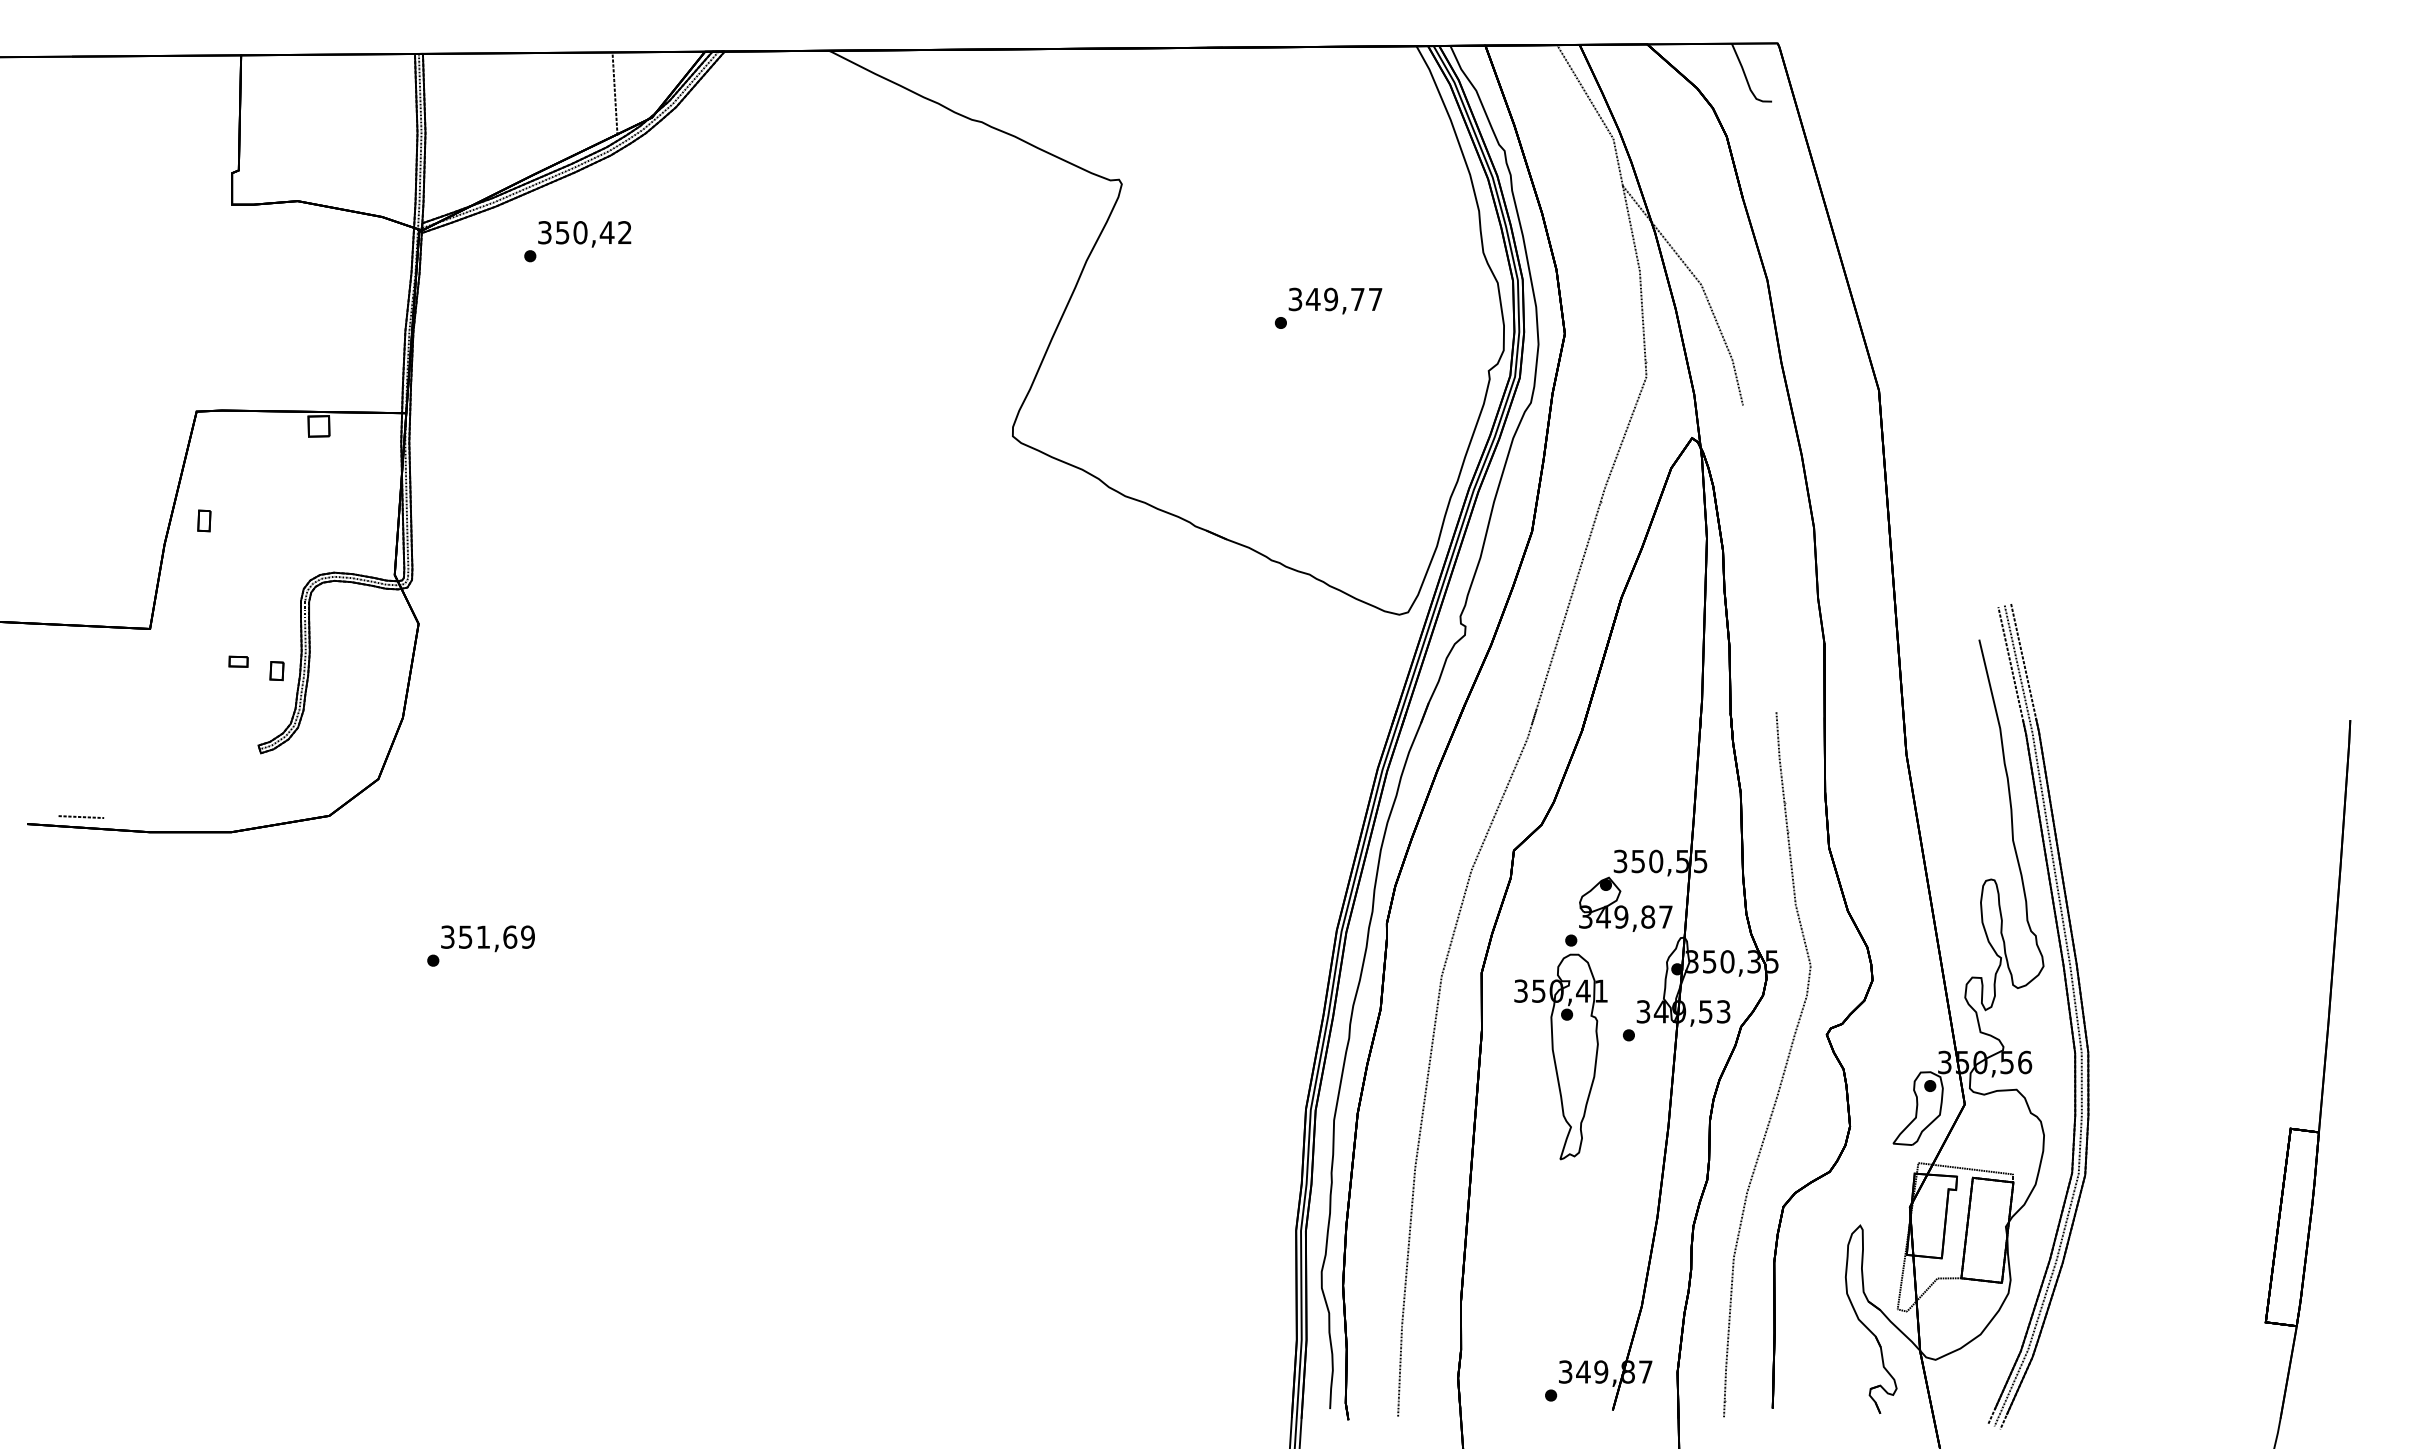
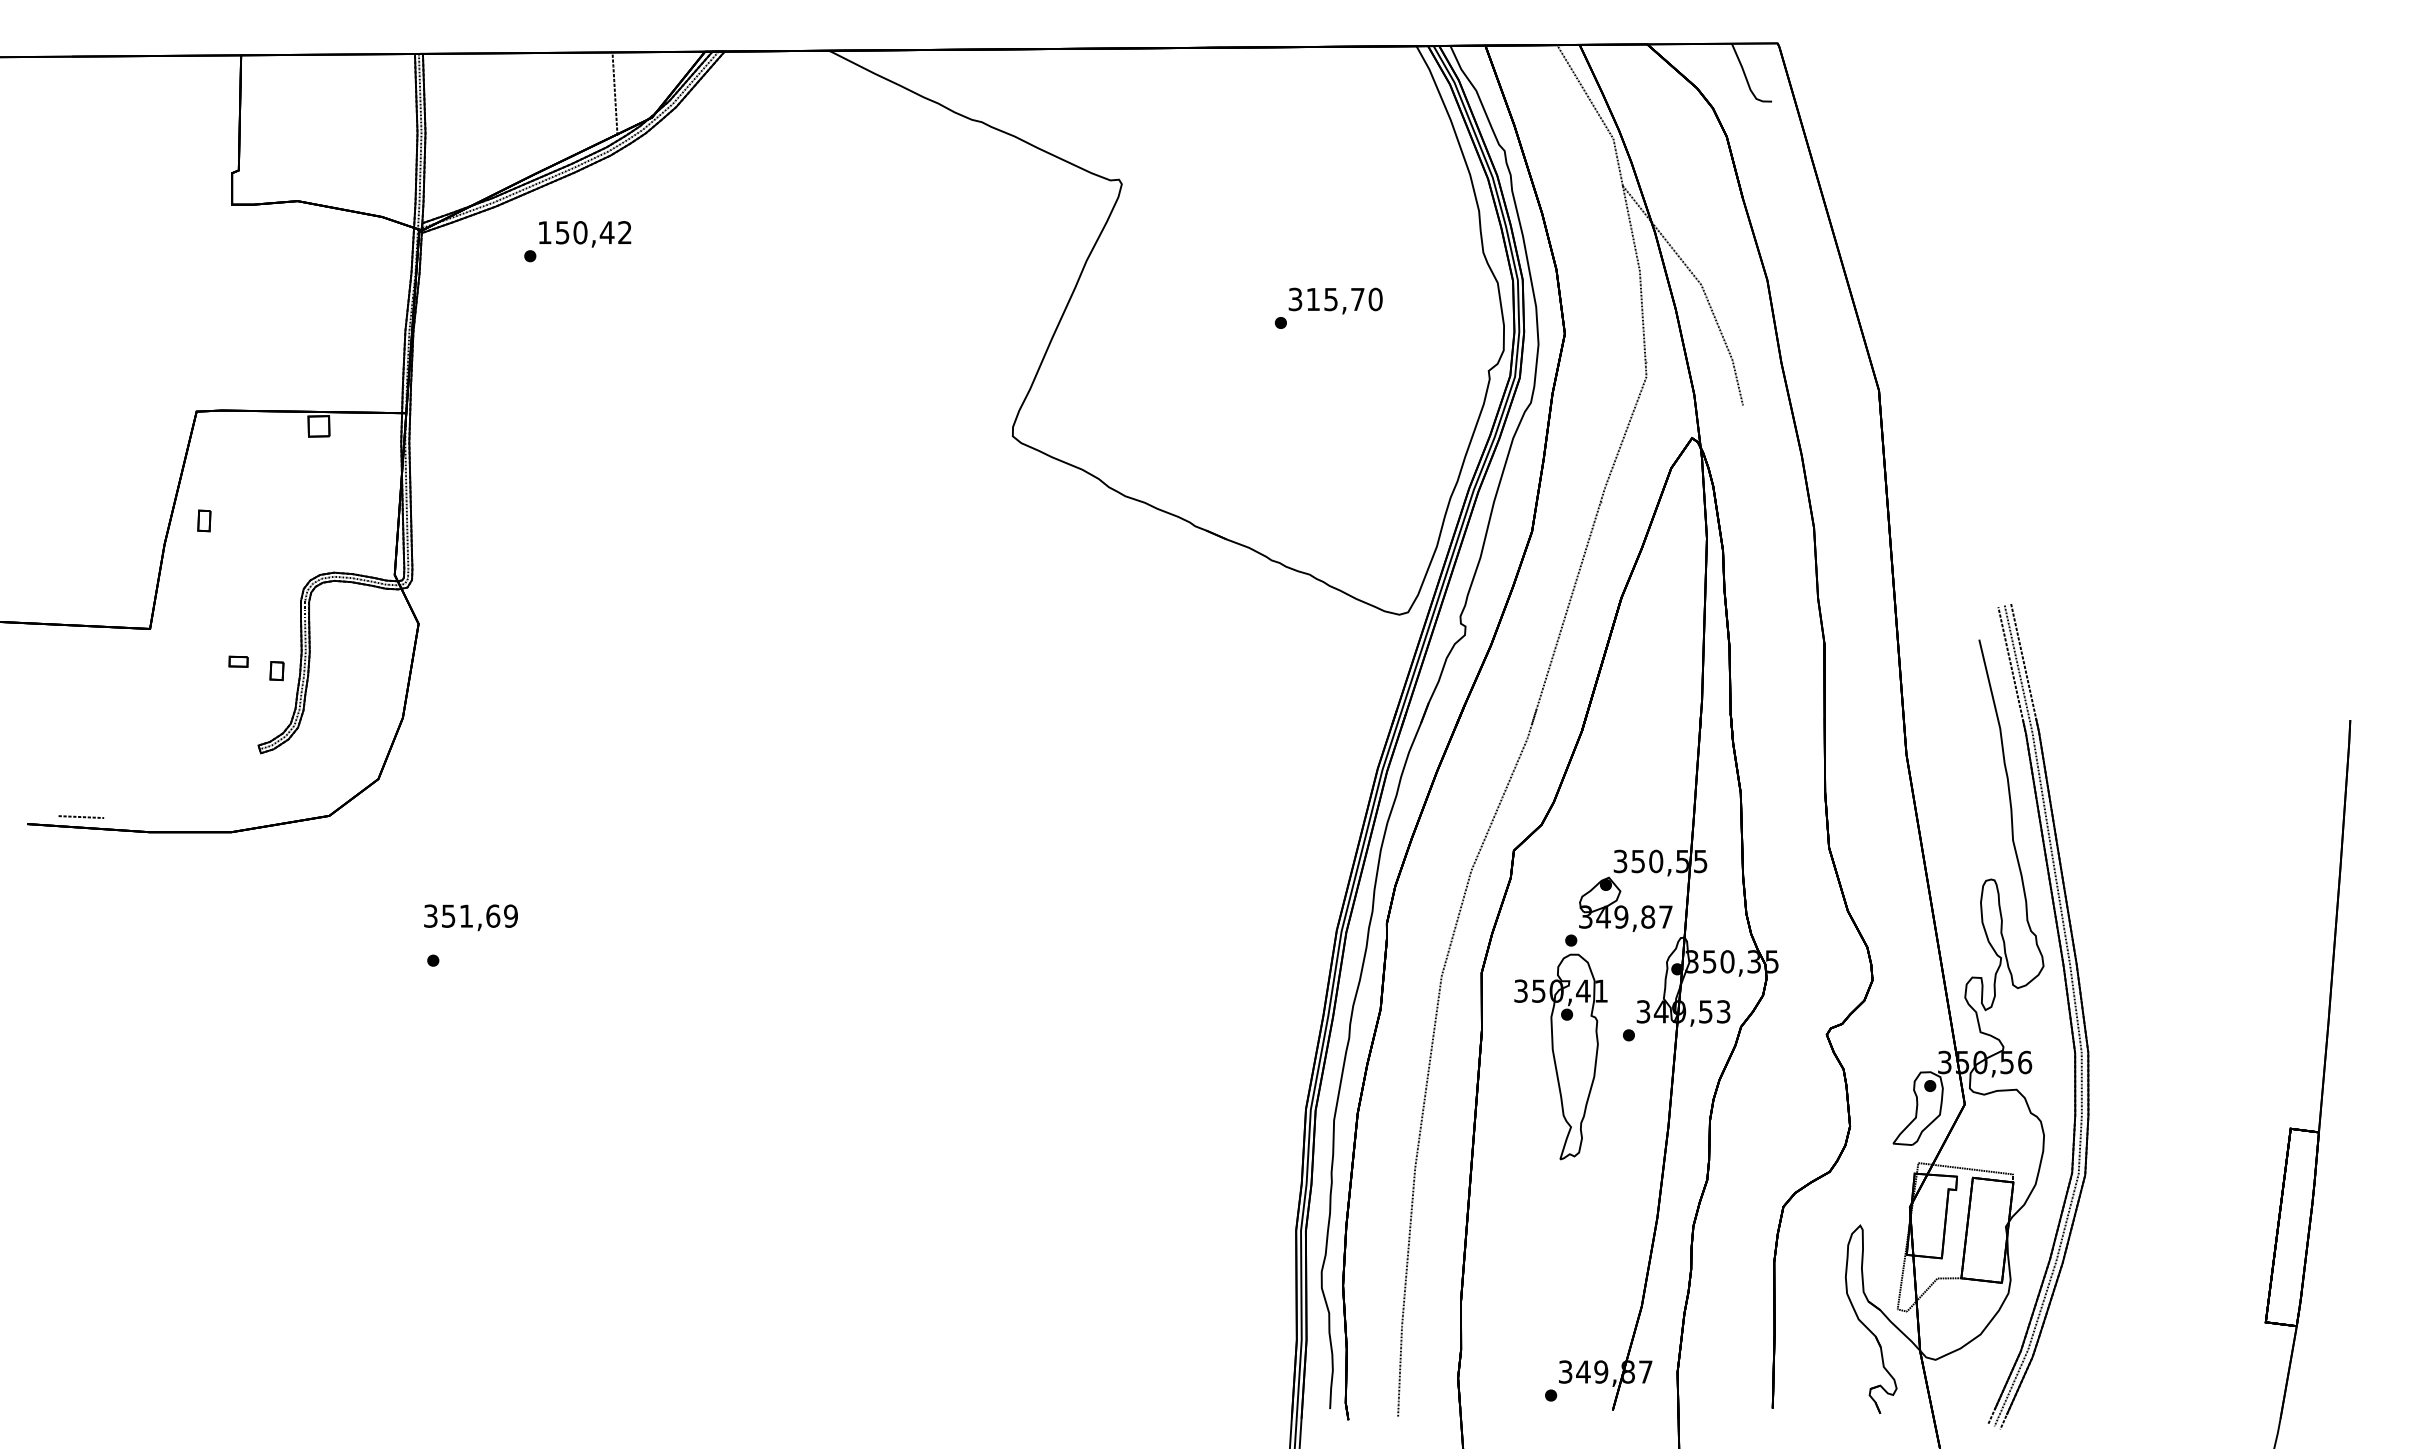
text: 350,42 -> 150,42 (544, 232)
text: 349,77 -> 315,70 (1343, 299)
text position: (487, 938) -> (470, 917) (470, 917)
curve: present -> none (1783, 1070)
